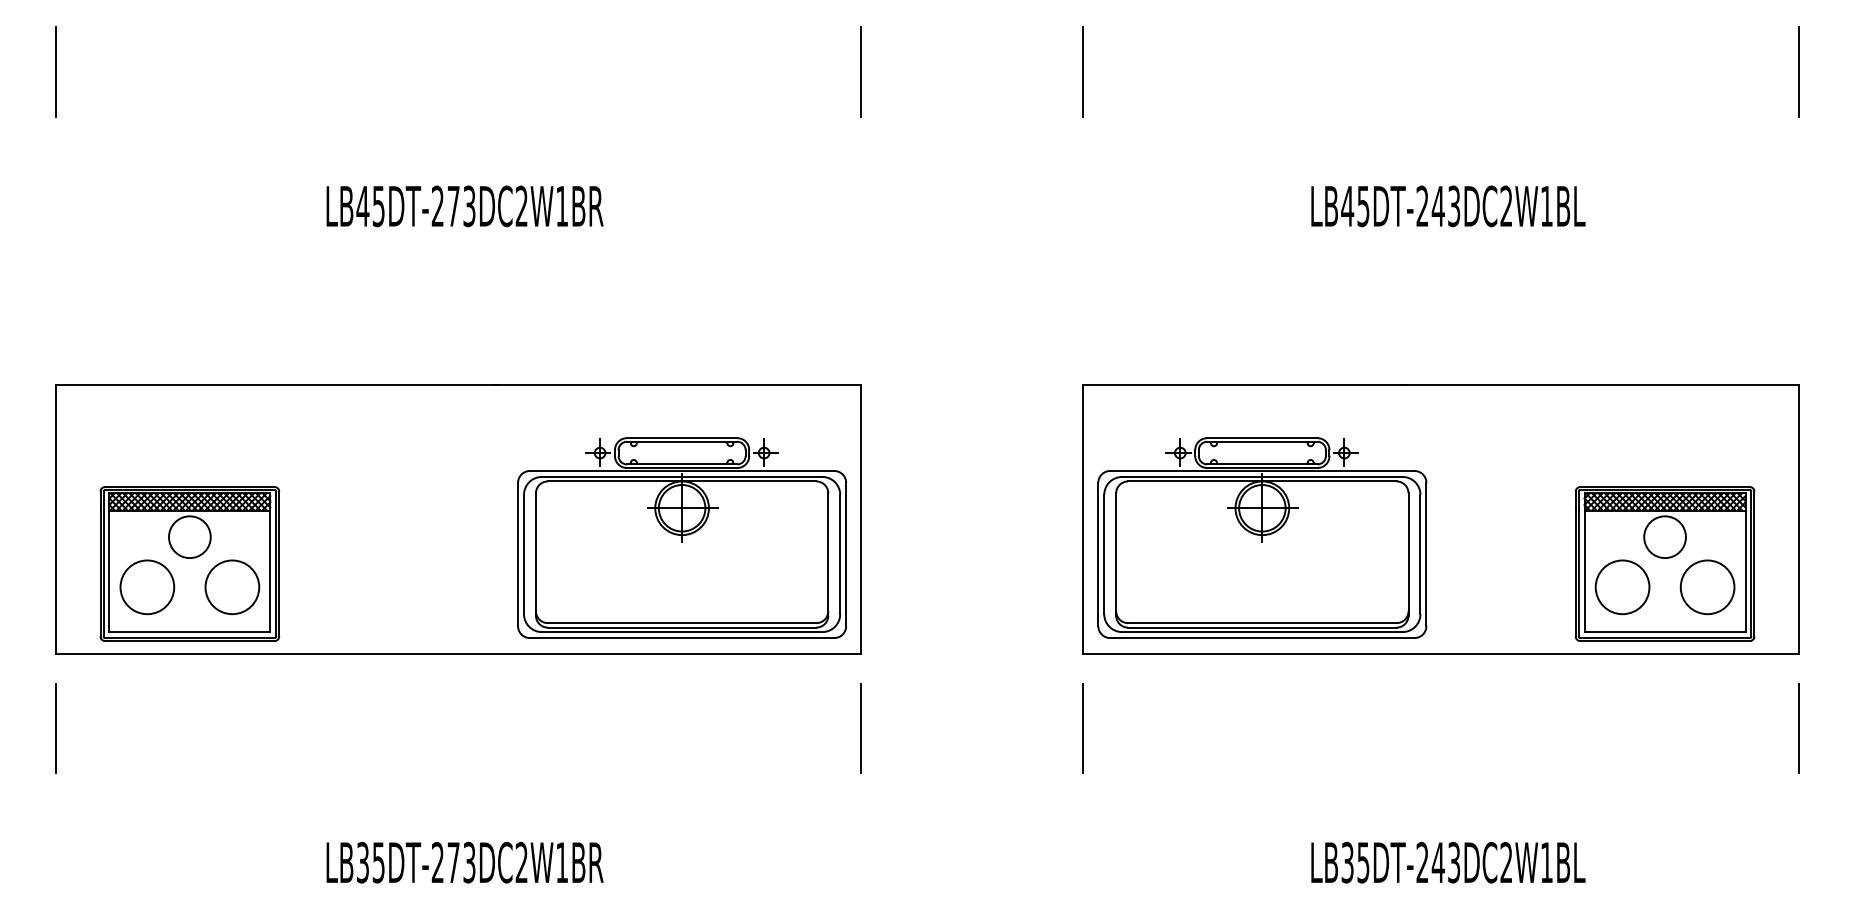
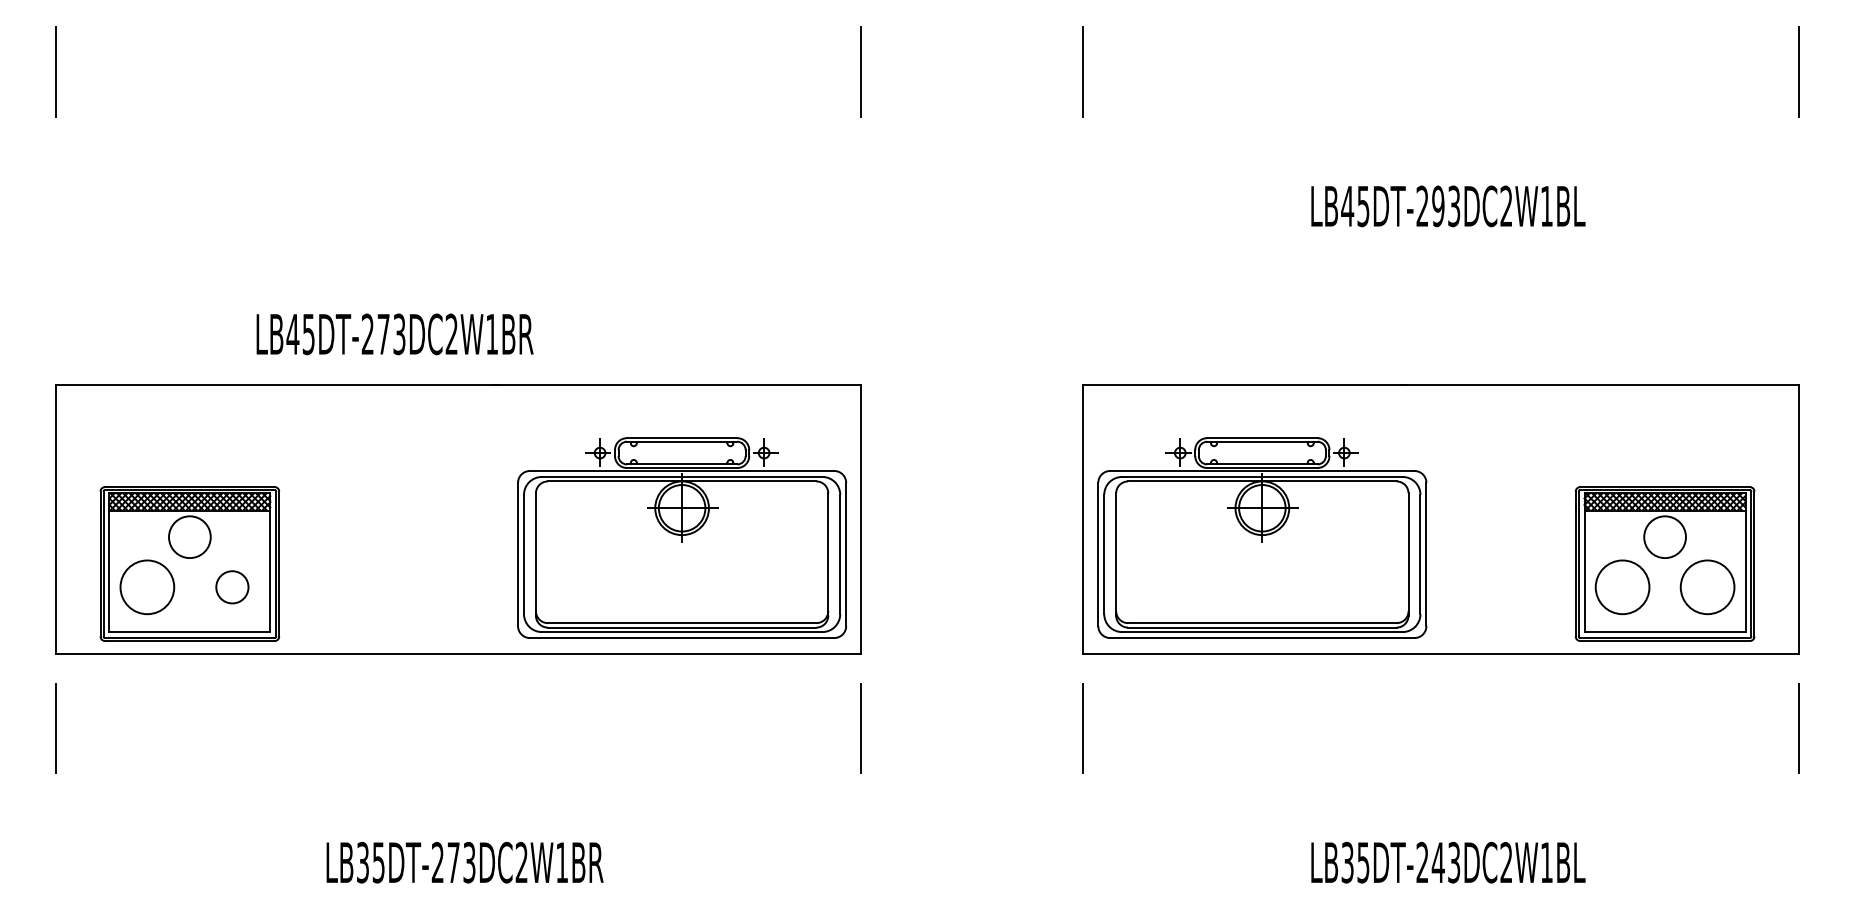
text position: (464, 206) -> (394, 334) (394, 334)
text: LB45DT-243DC2W1BL -> LB45DT-293DC2W1BL (1437, 206)
circle diameter: 54 px -> 32 px (232, 587)
